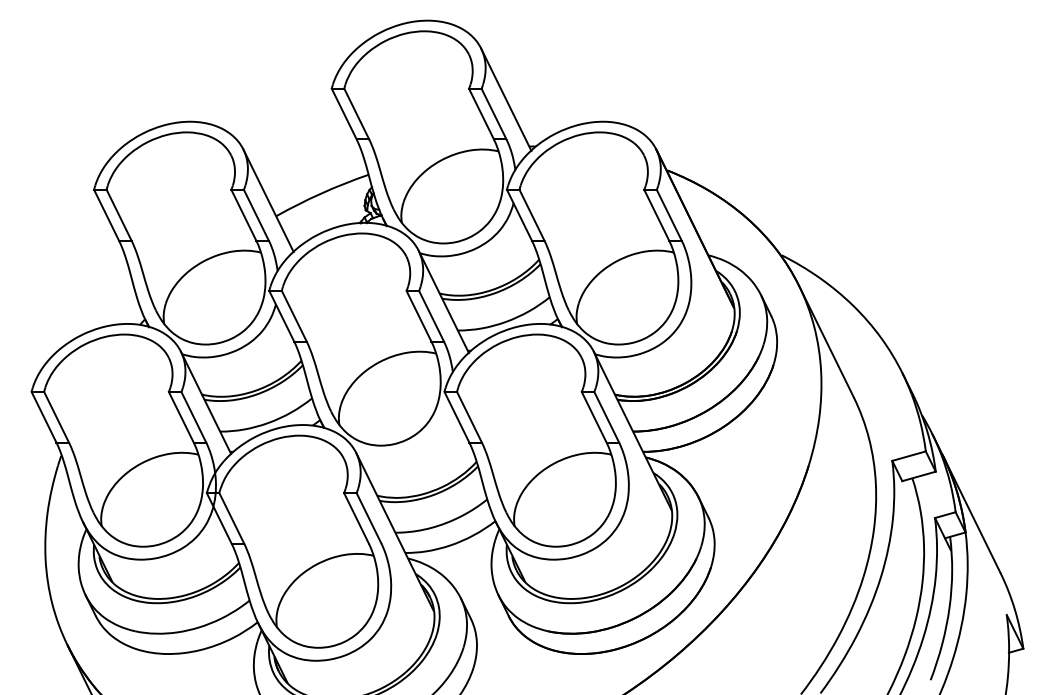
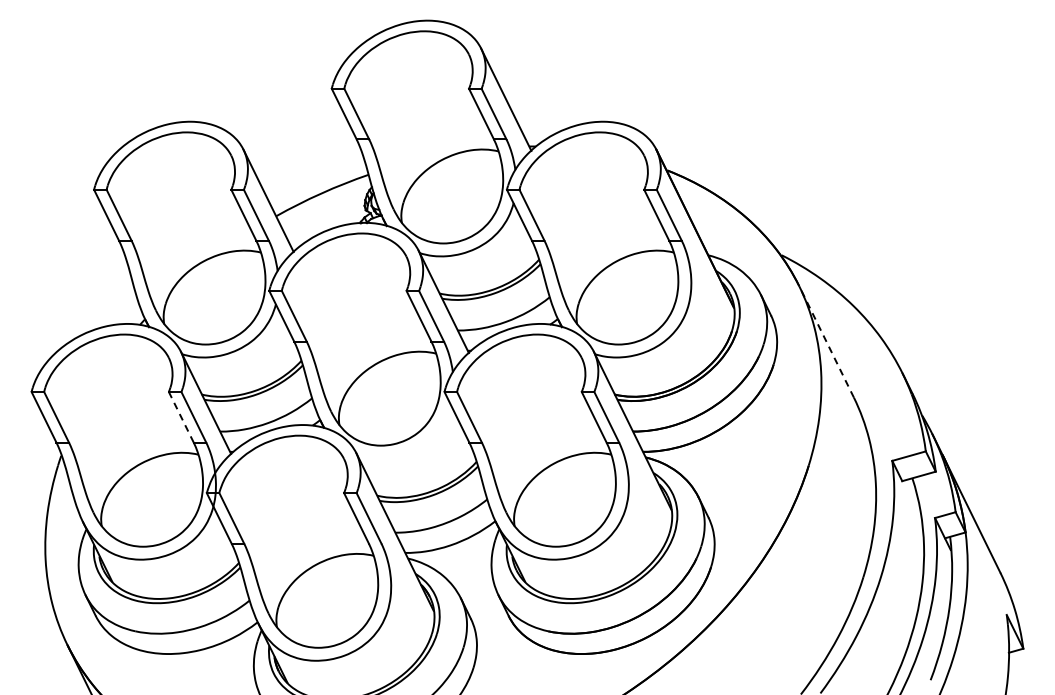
line: solid -> dashed (826, 341)
line: solid -> dashed (181, 416)
